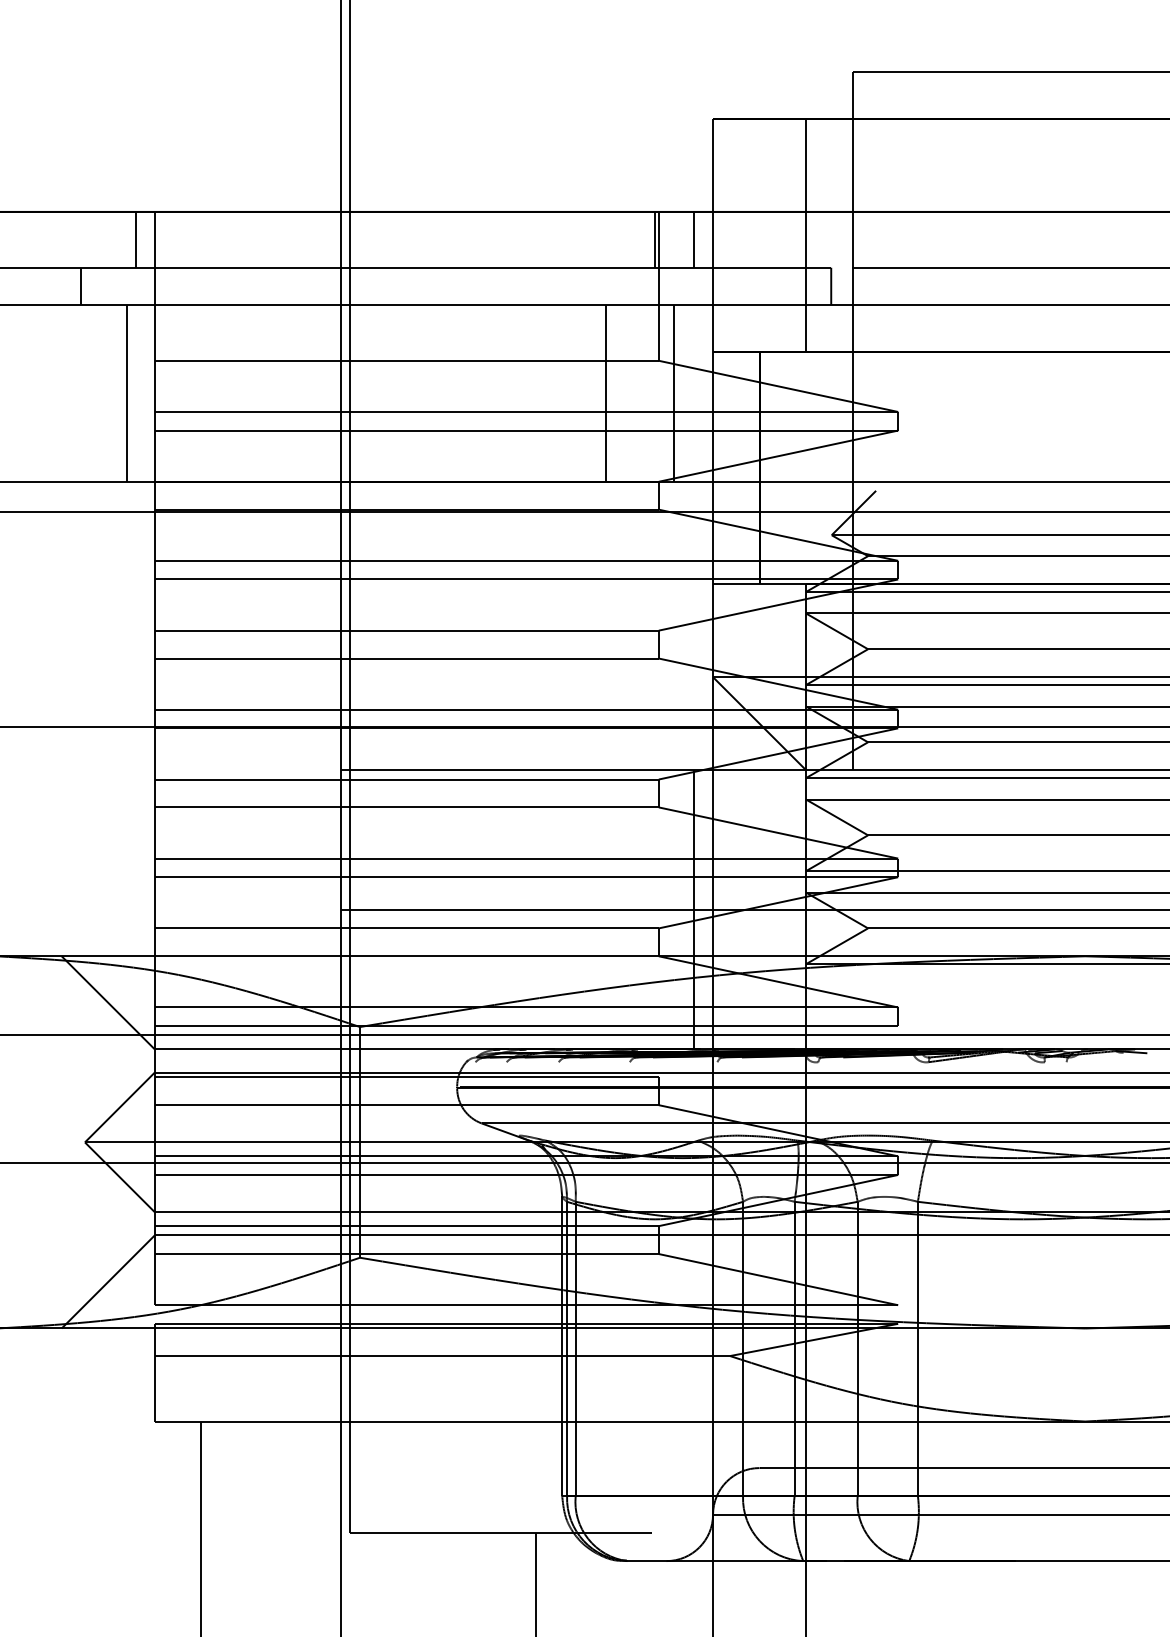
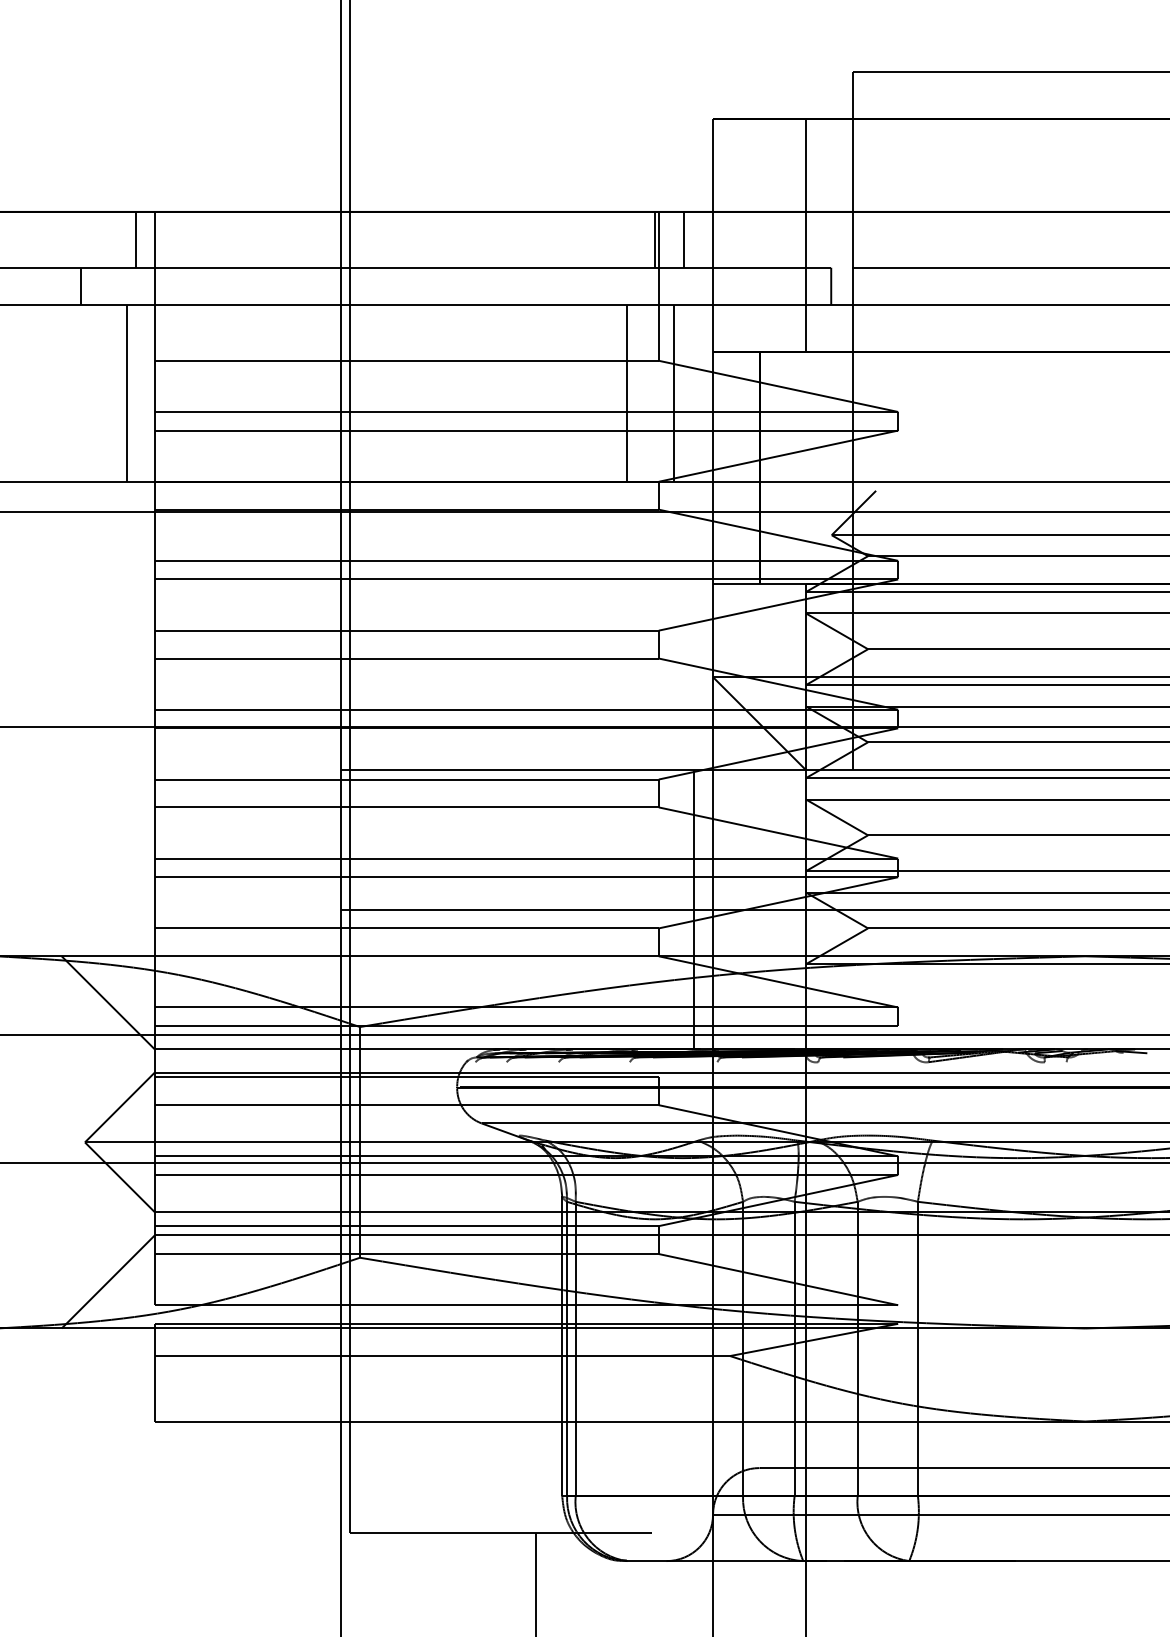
line position: (694, 239) -> (684, 239) (684, 239)
line position: (606, 392) -> (627, 392) (627, 392)
line: present -> none (201, 1527)
